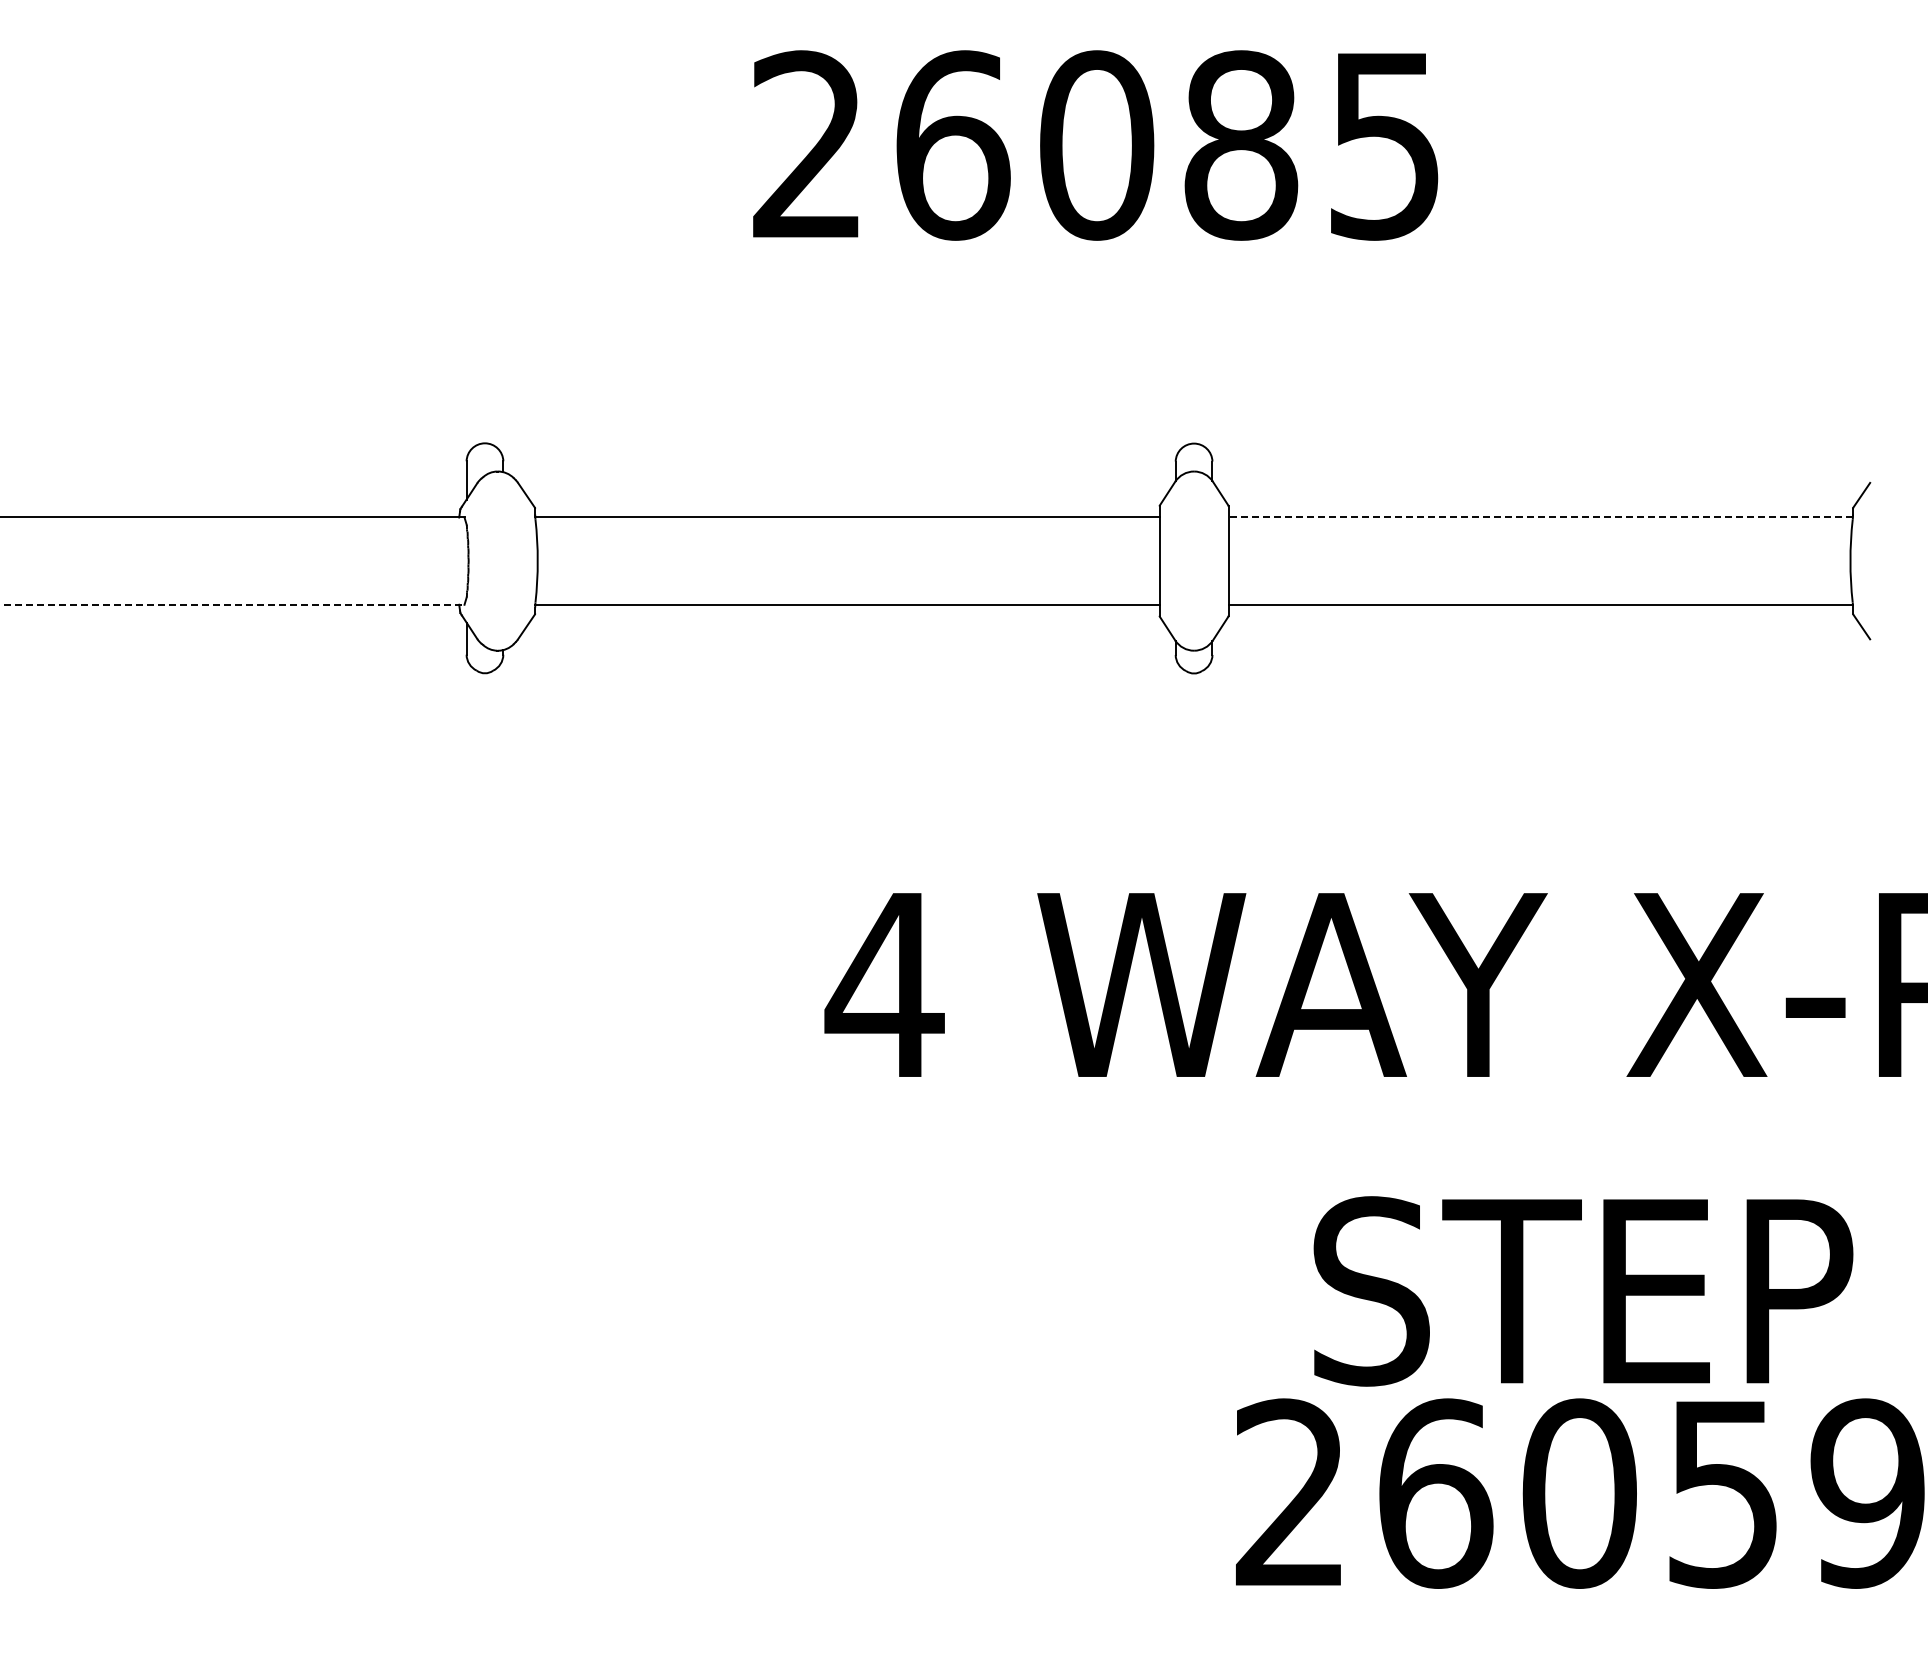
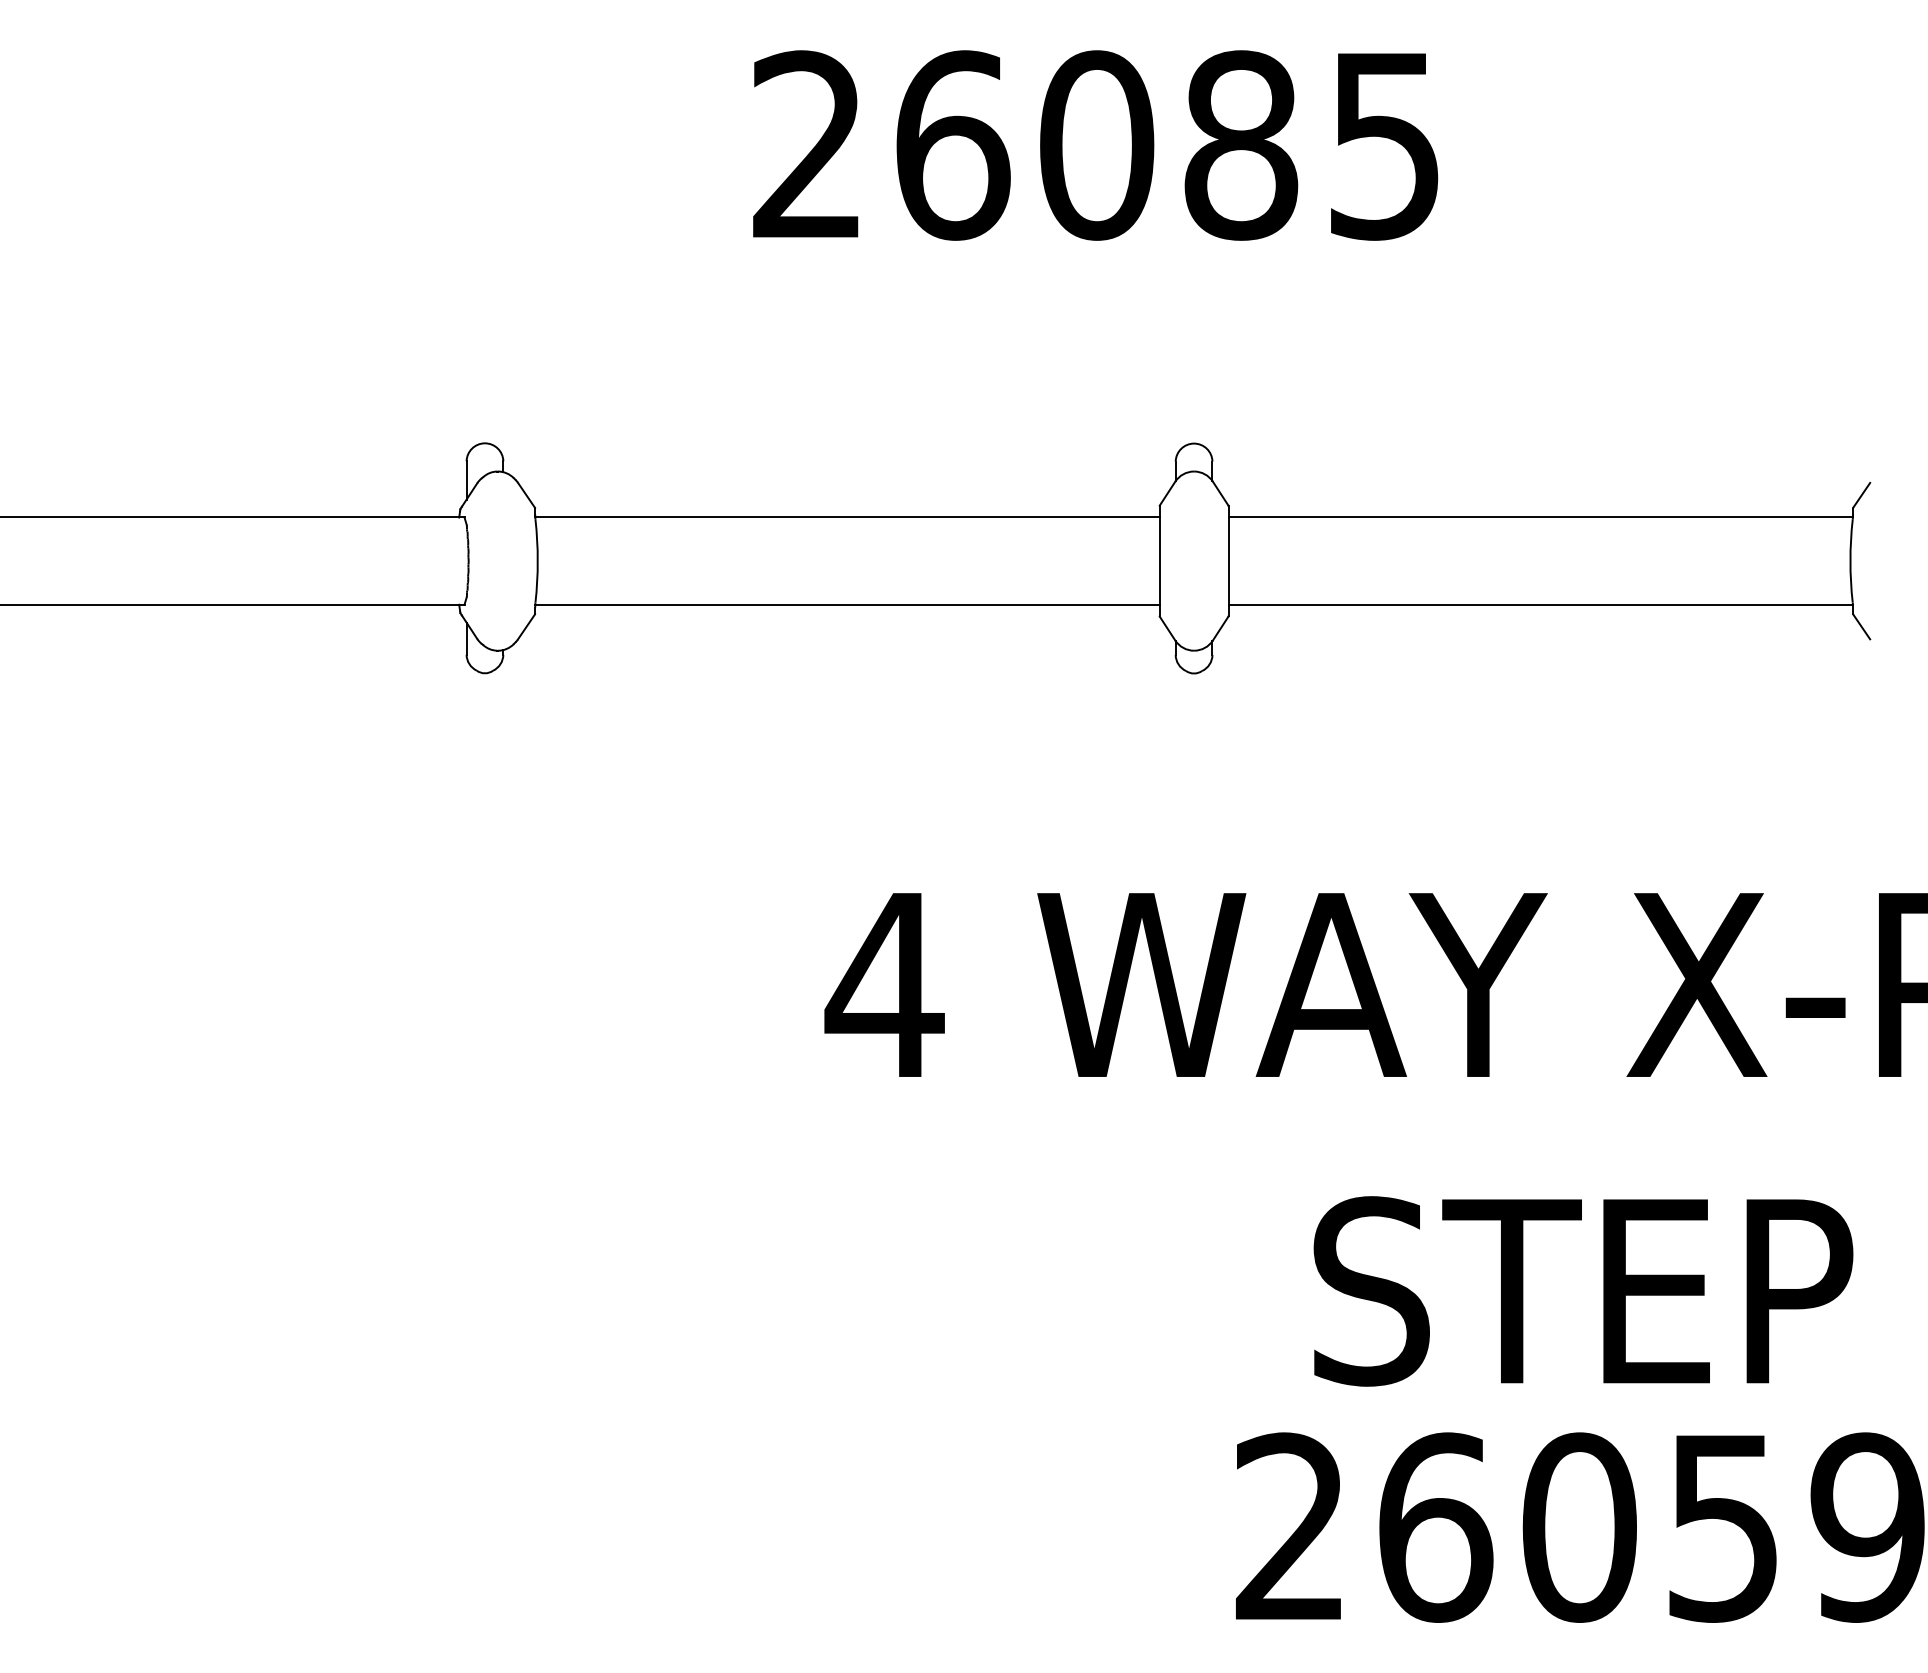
line: dashed -> solid (1540, 517)
line: dashed -> solid (232, 604)
text position: (1580, 1493) -> (1580, 1527) (1580, 1527)
